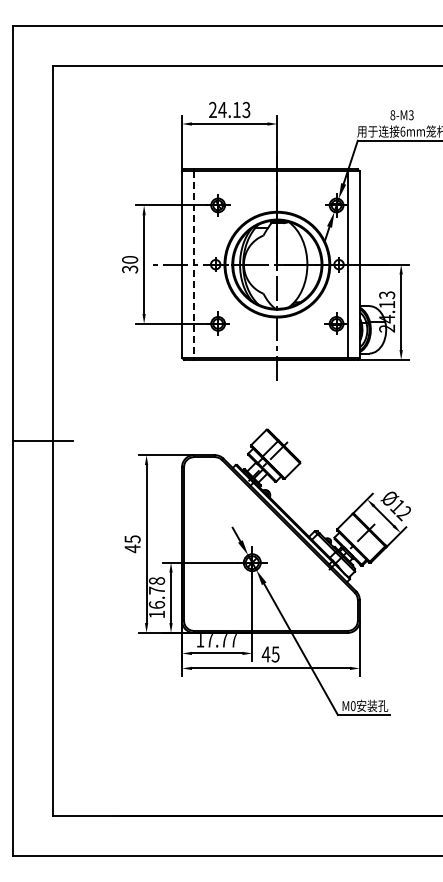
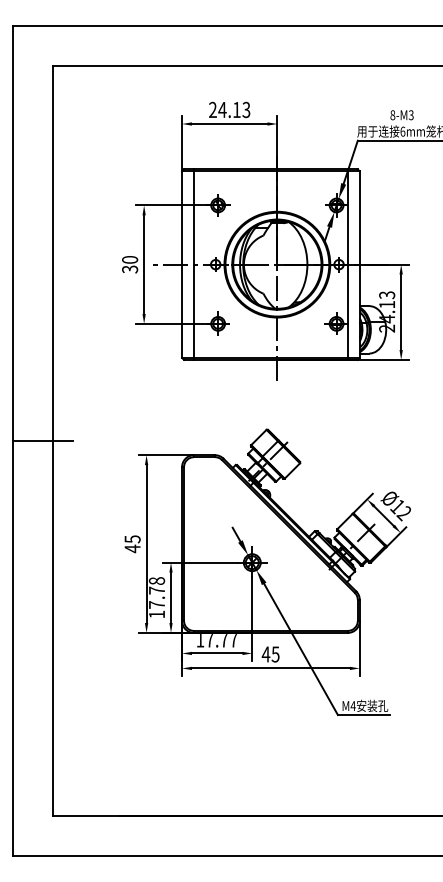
line: dashed -> solid (193, 265)
text: 16.78 -> 17.78 (156, 604)
text: M0 -> M4 (352, 706)
